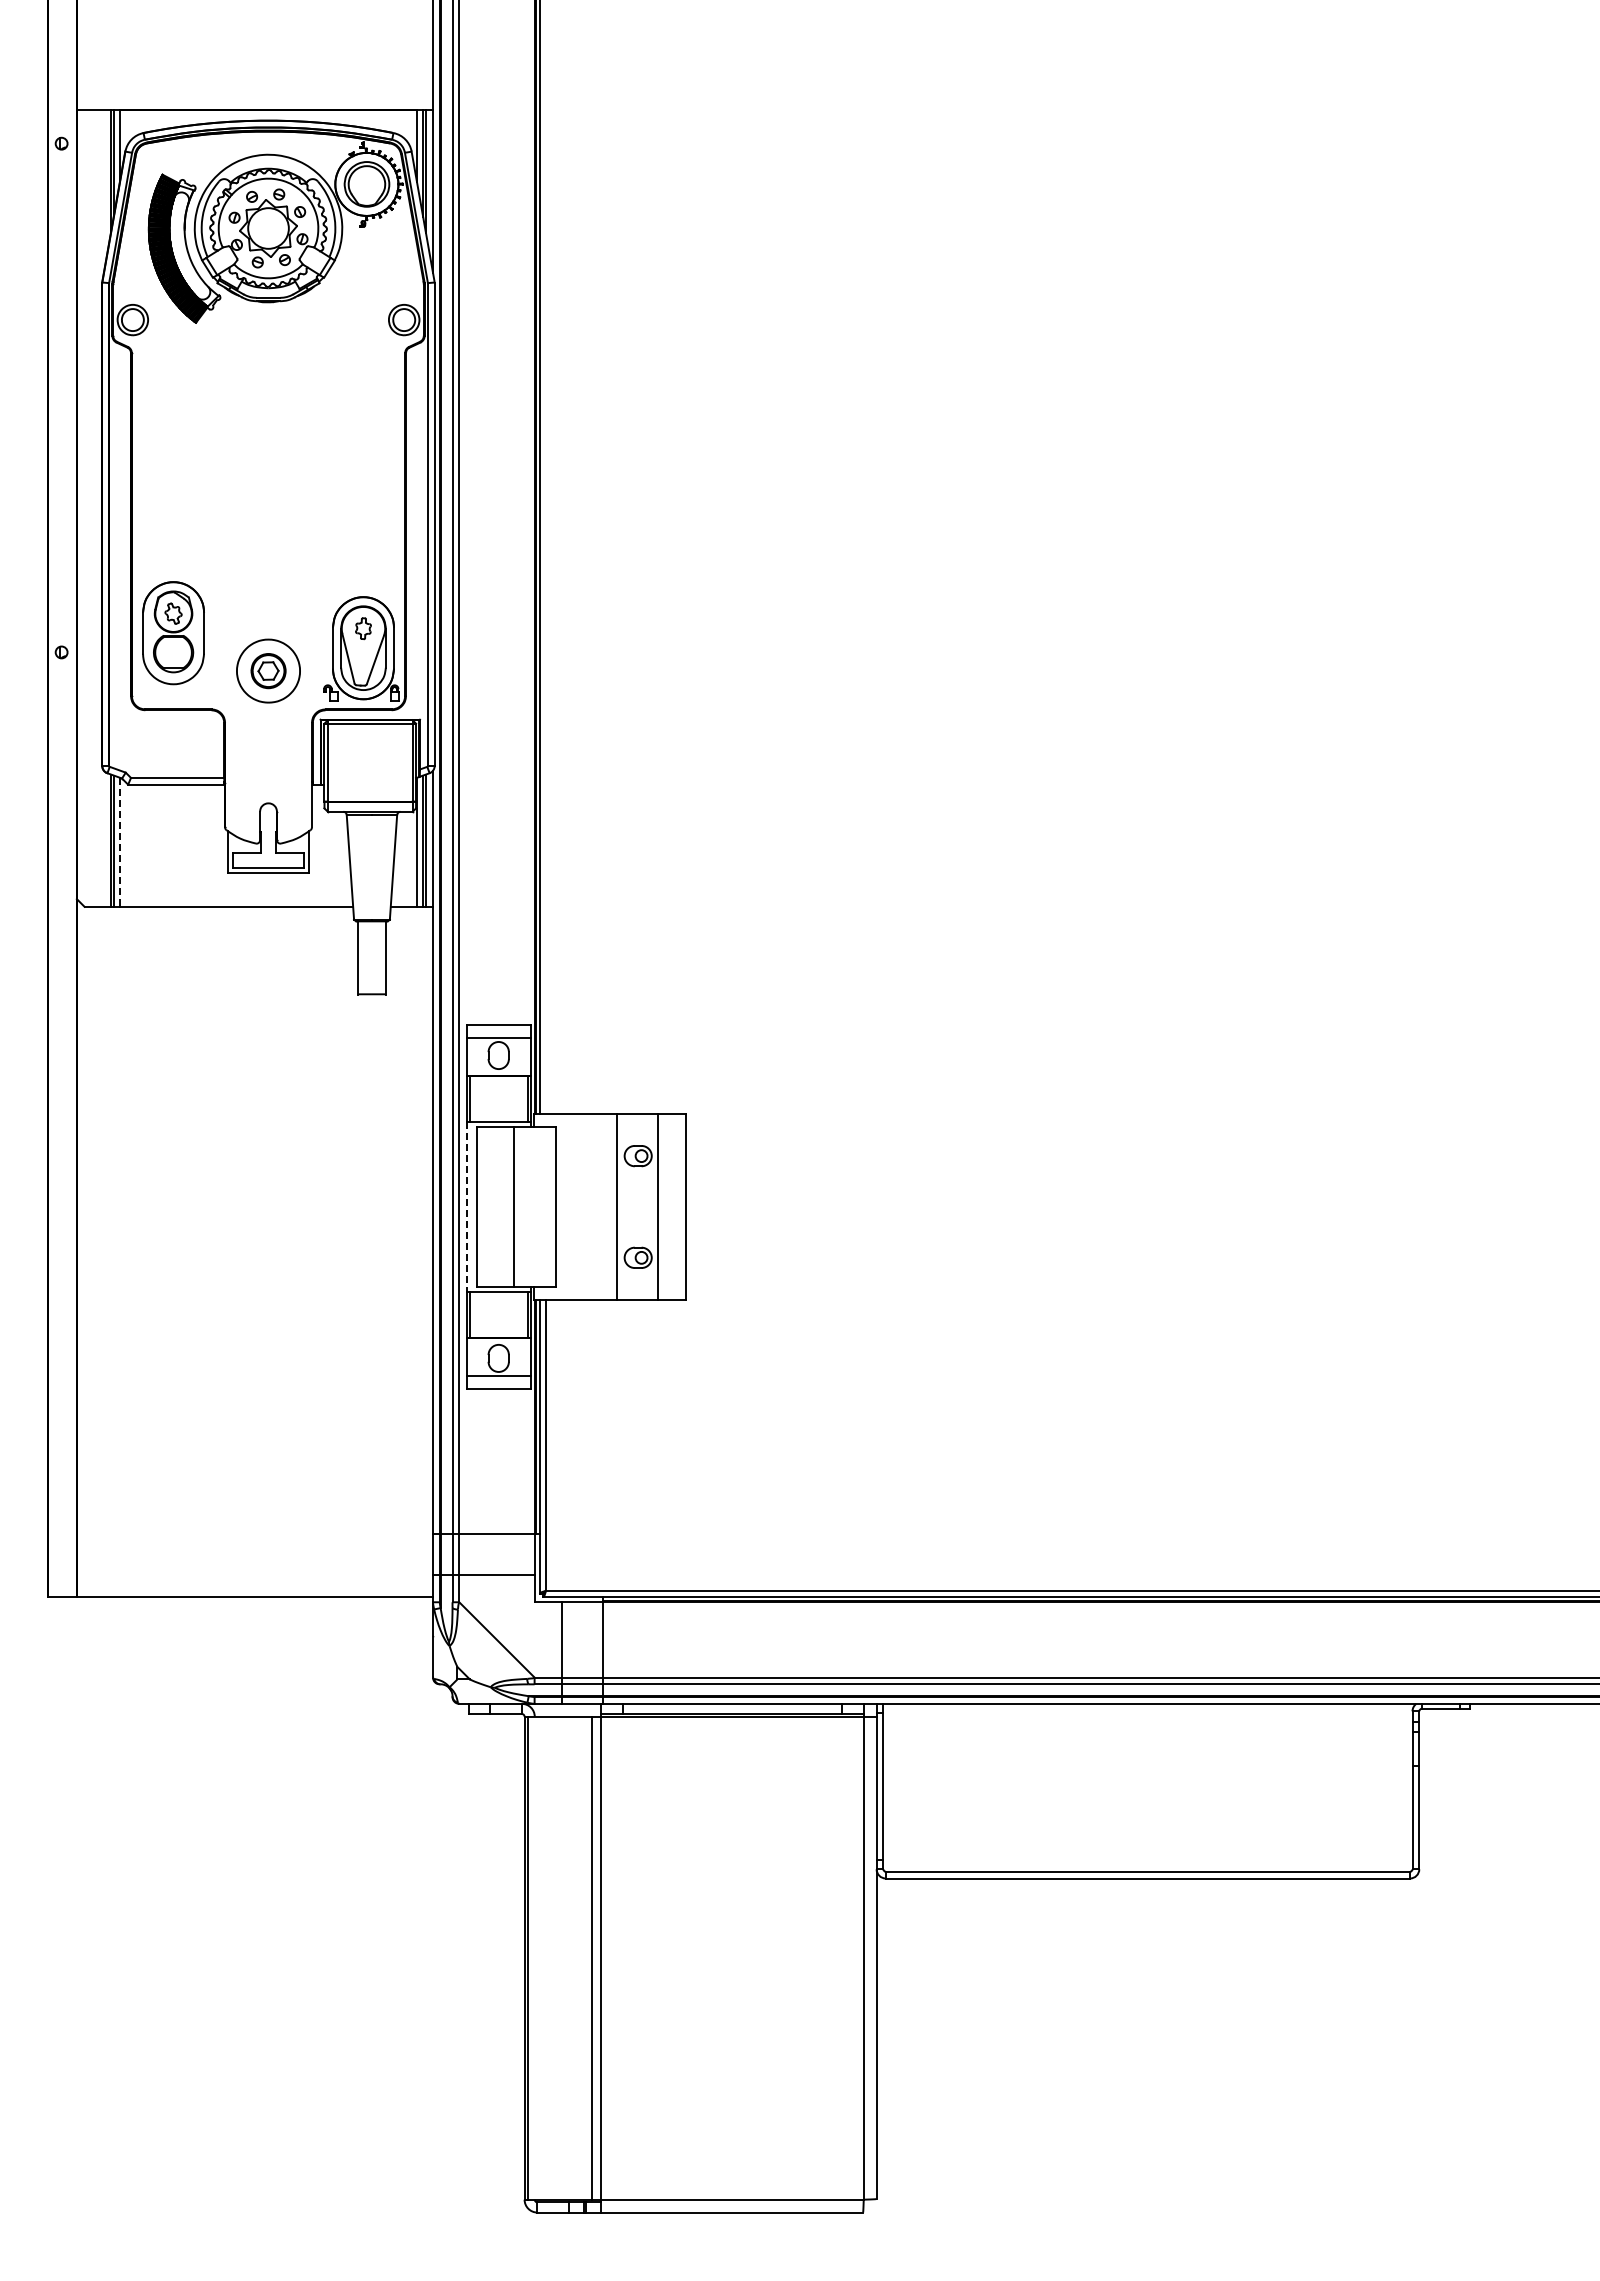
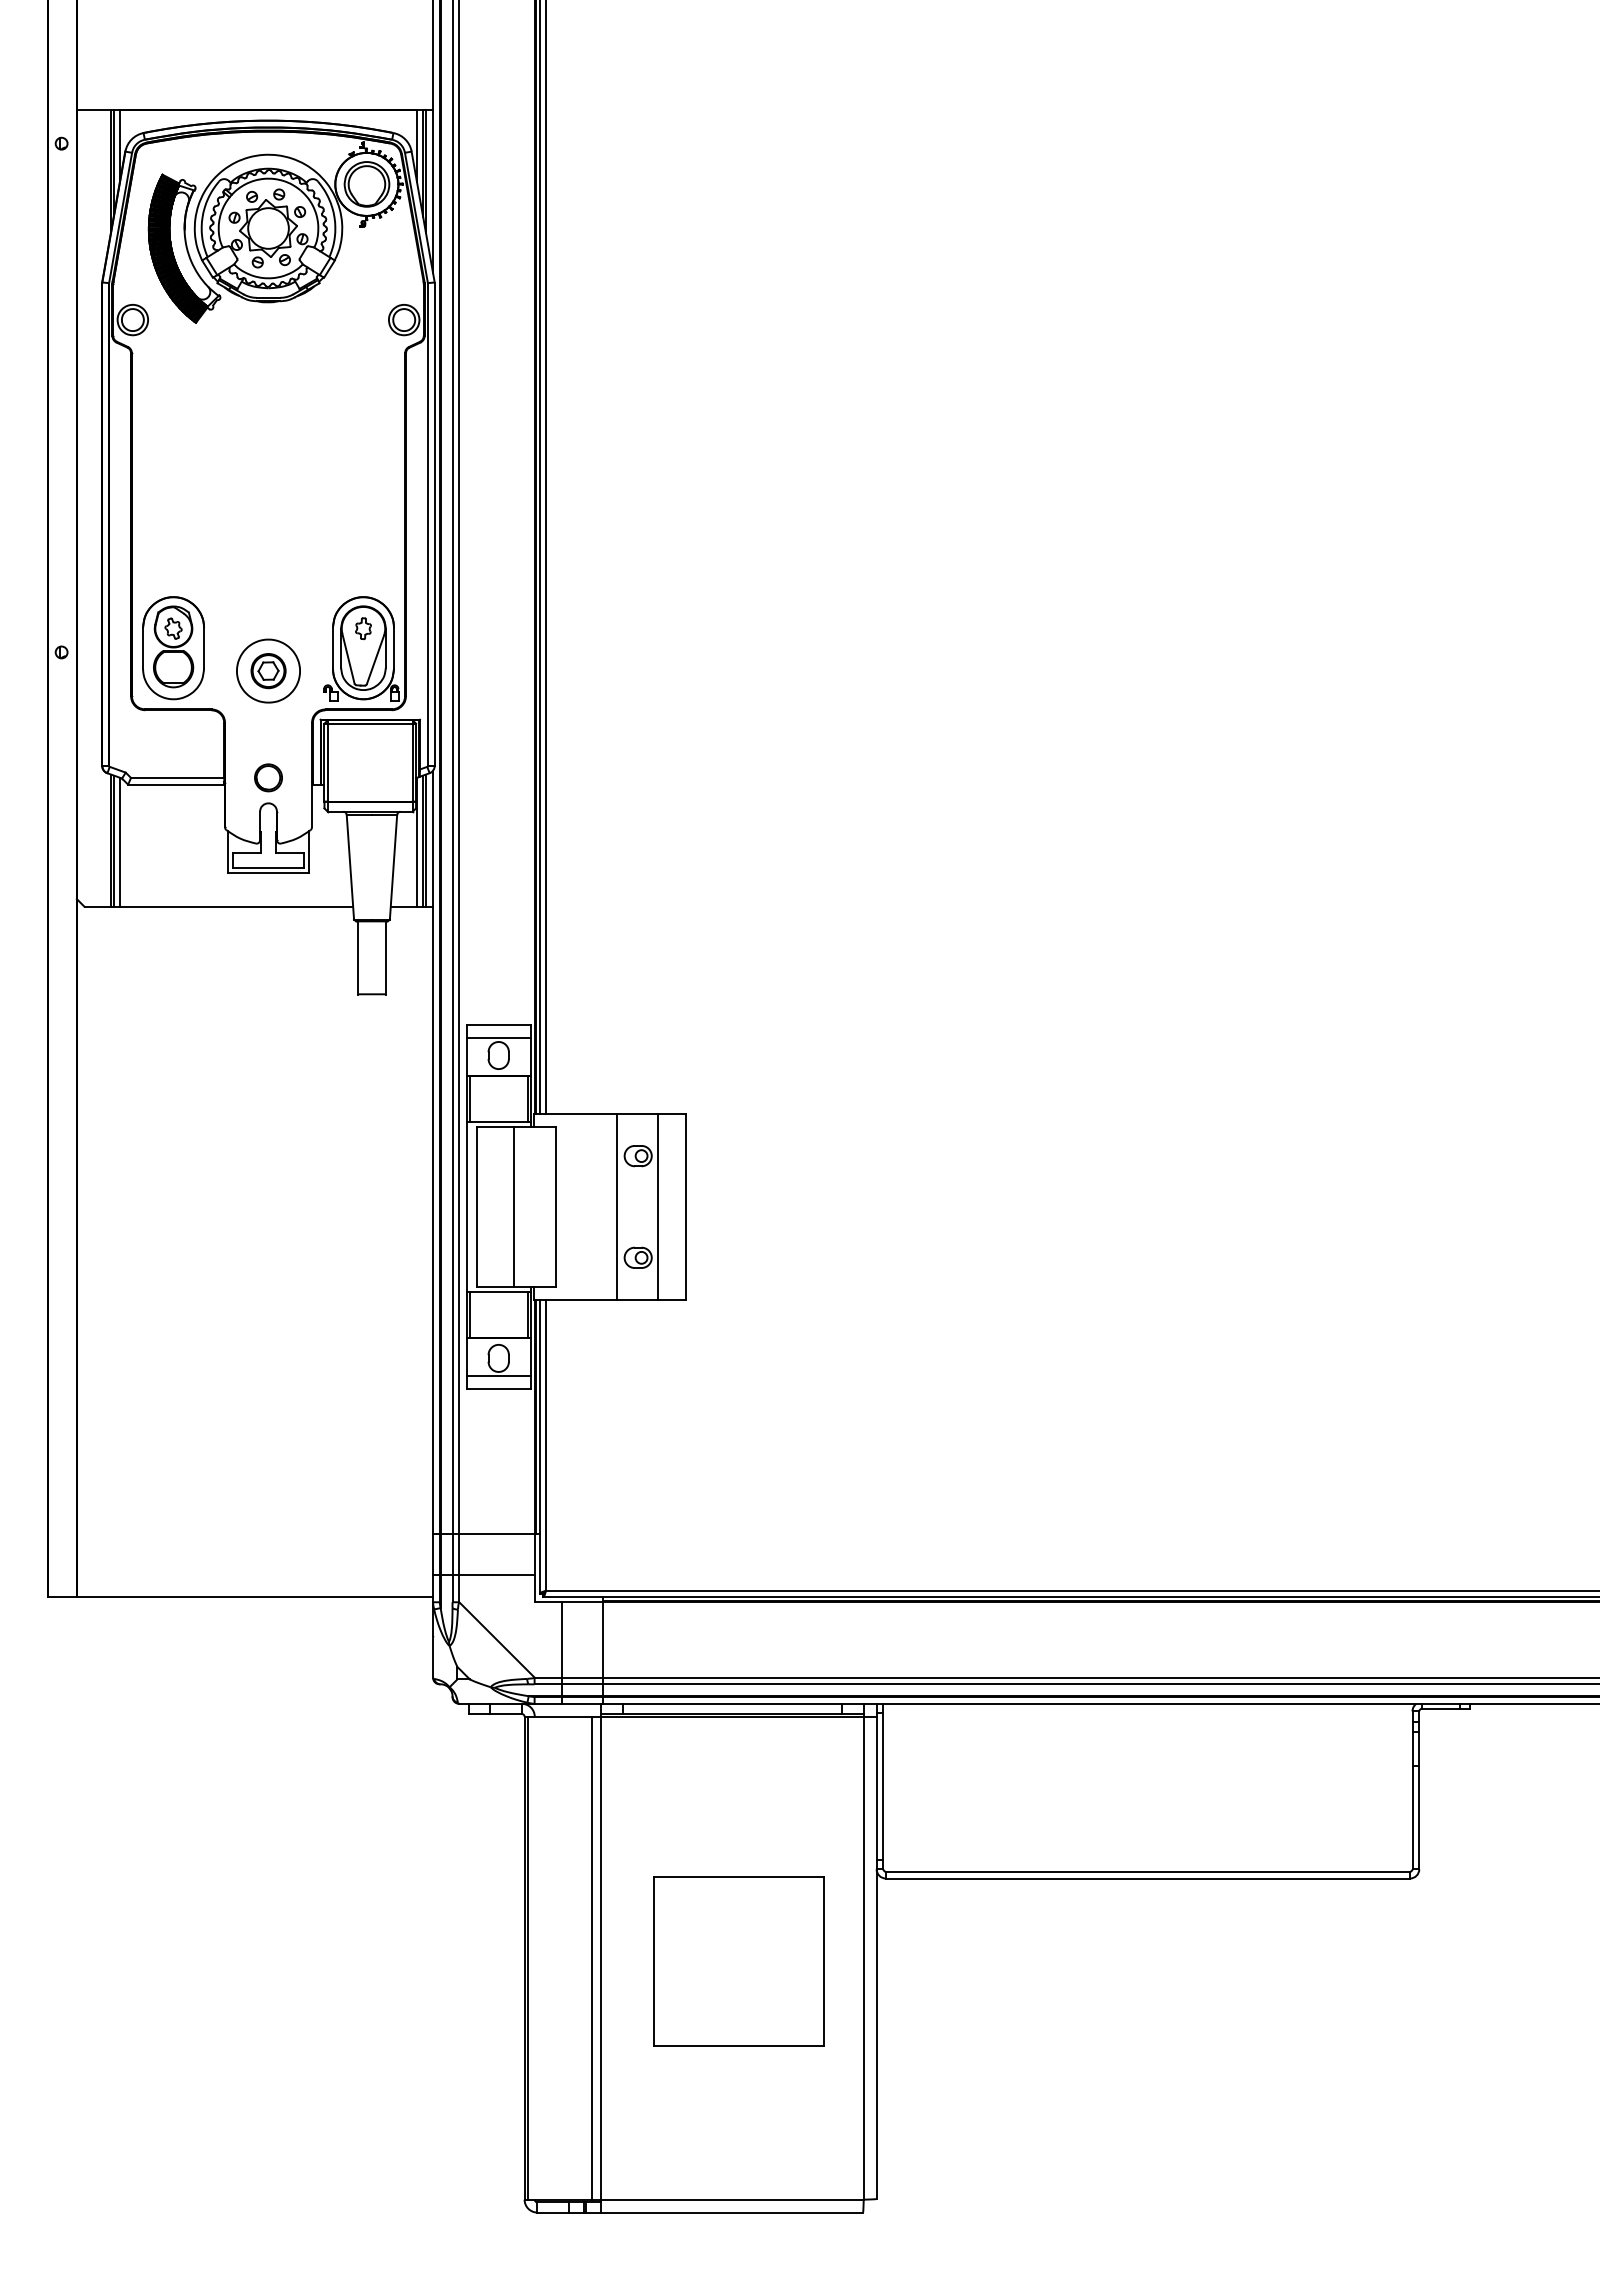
line: none -> present (545, 557)
part position: (173, 633) -> (173, 648) (173, 648)
part: none -> present (268, 777)
line: dashed -> solid (119, 842)
line: dashed -> solid (466, 1207)
part: none -> present (738, 1961)
